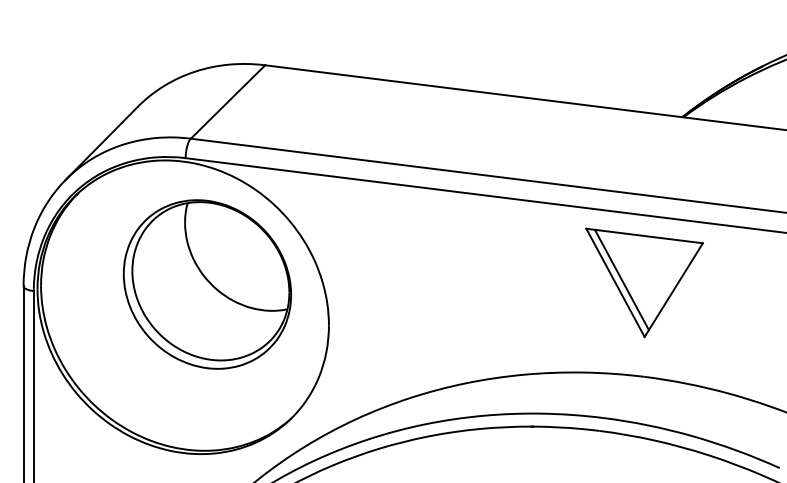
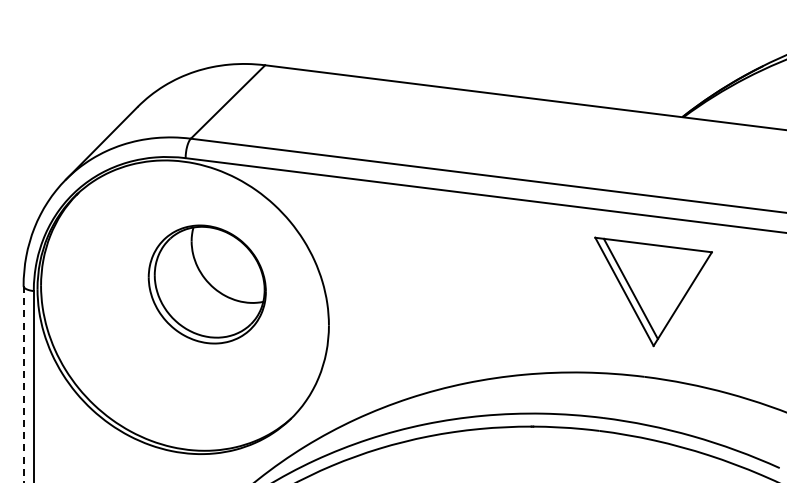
part position: (644, 282) -> (653, 291) (653, 291)
part size: 170x171 px -> 120x121 px (206, 284)
line: solid -> dashed (23, 384)
